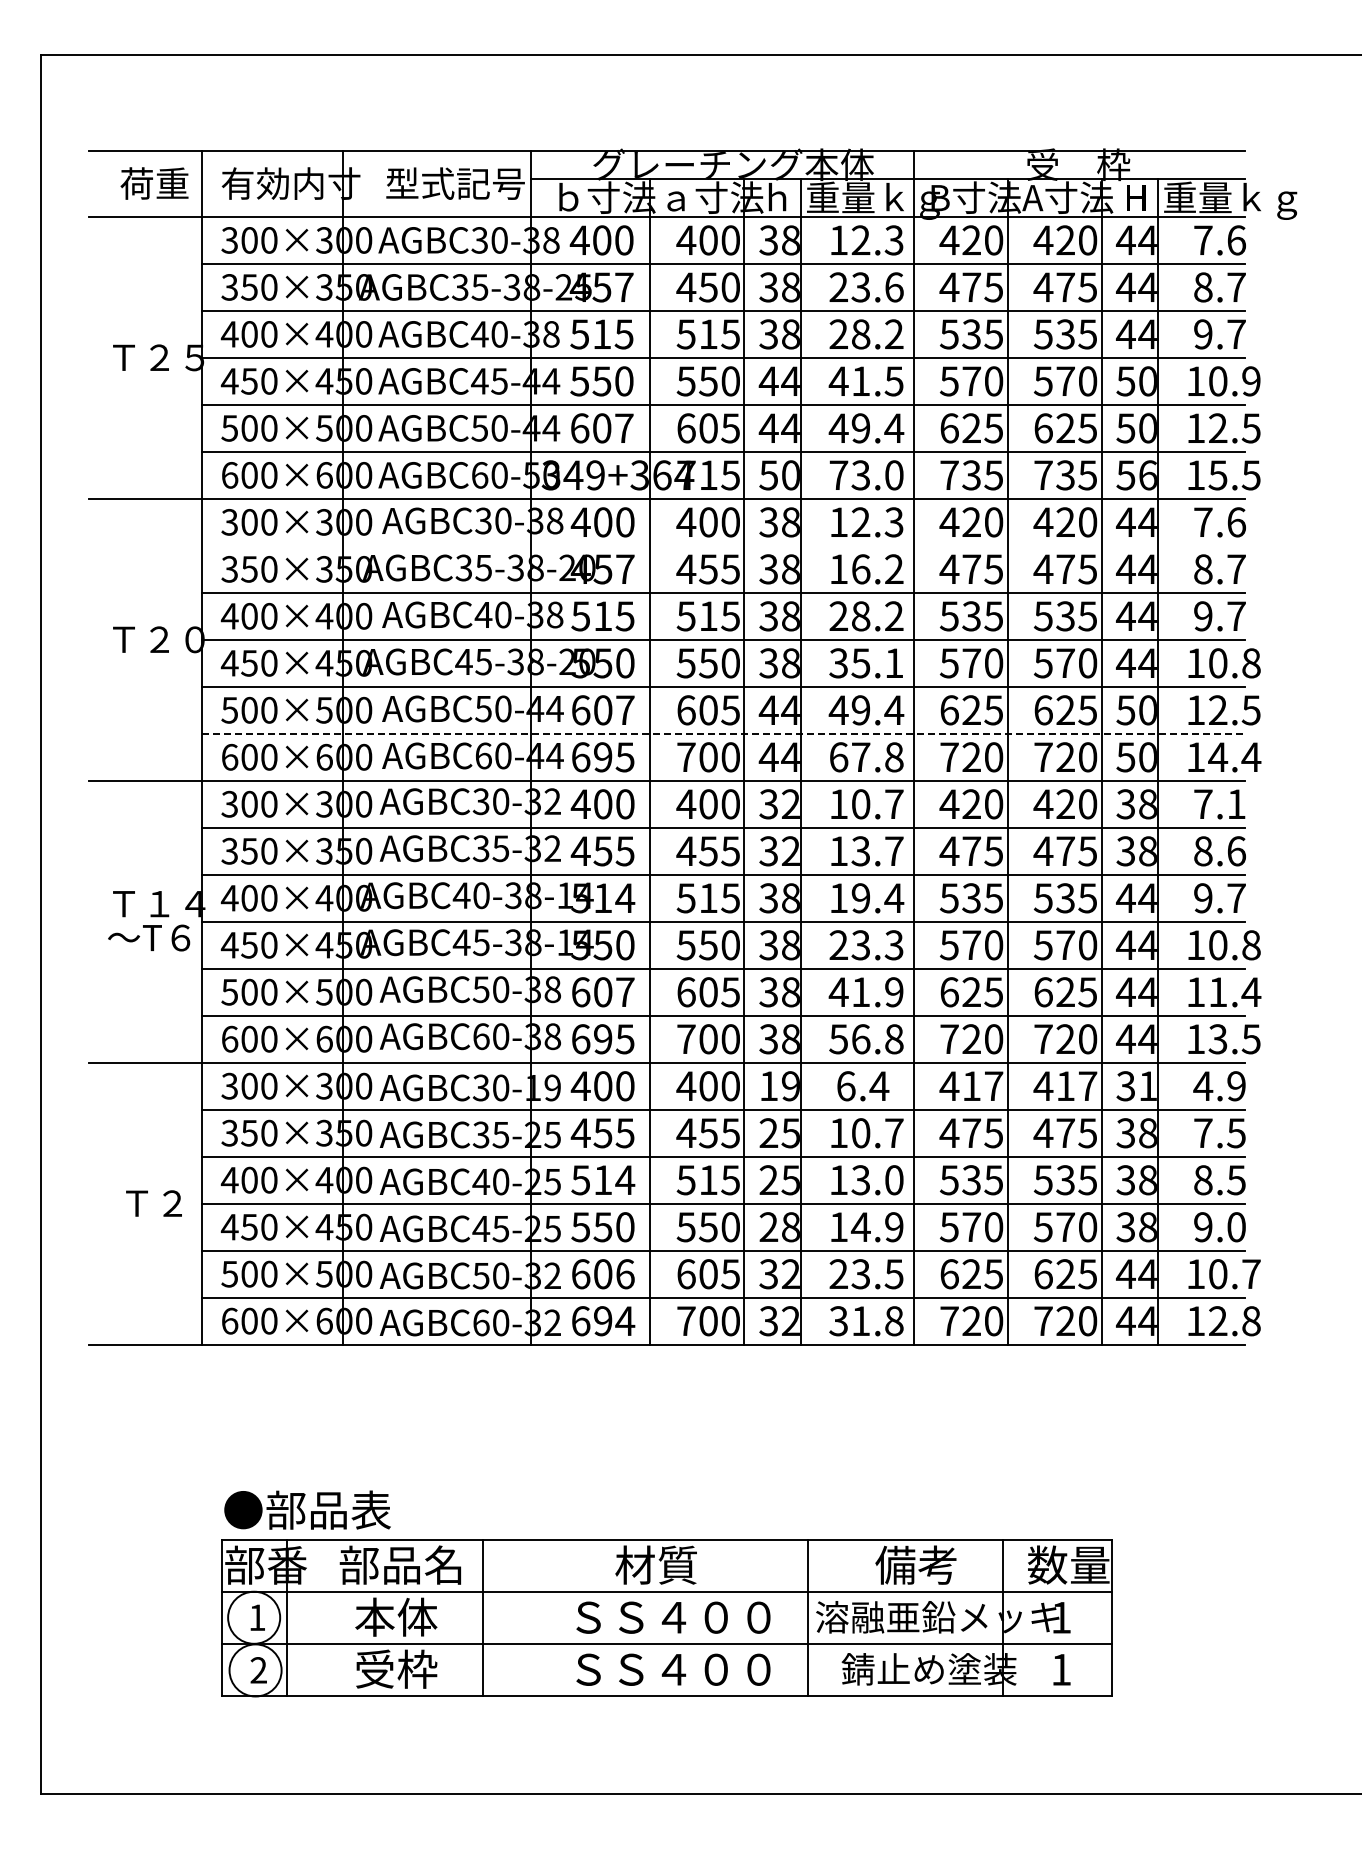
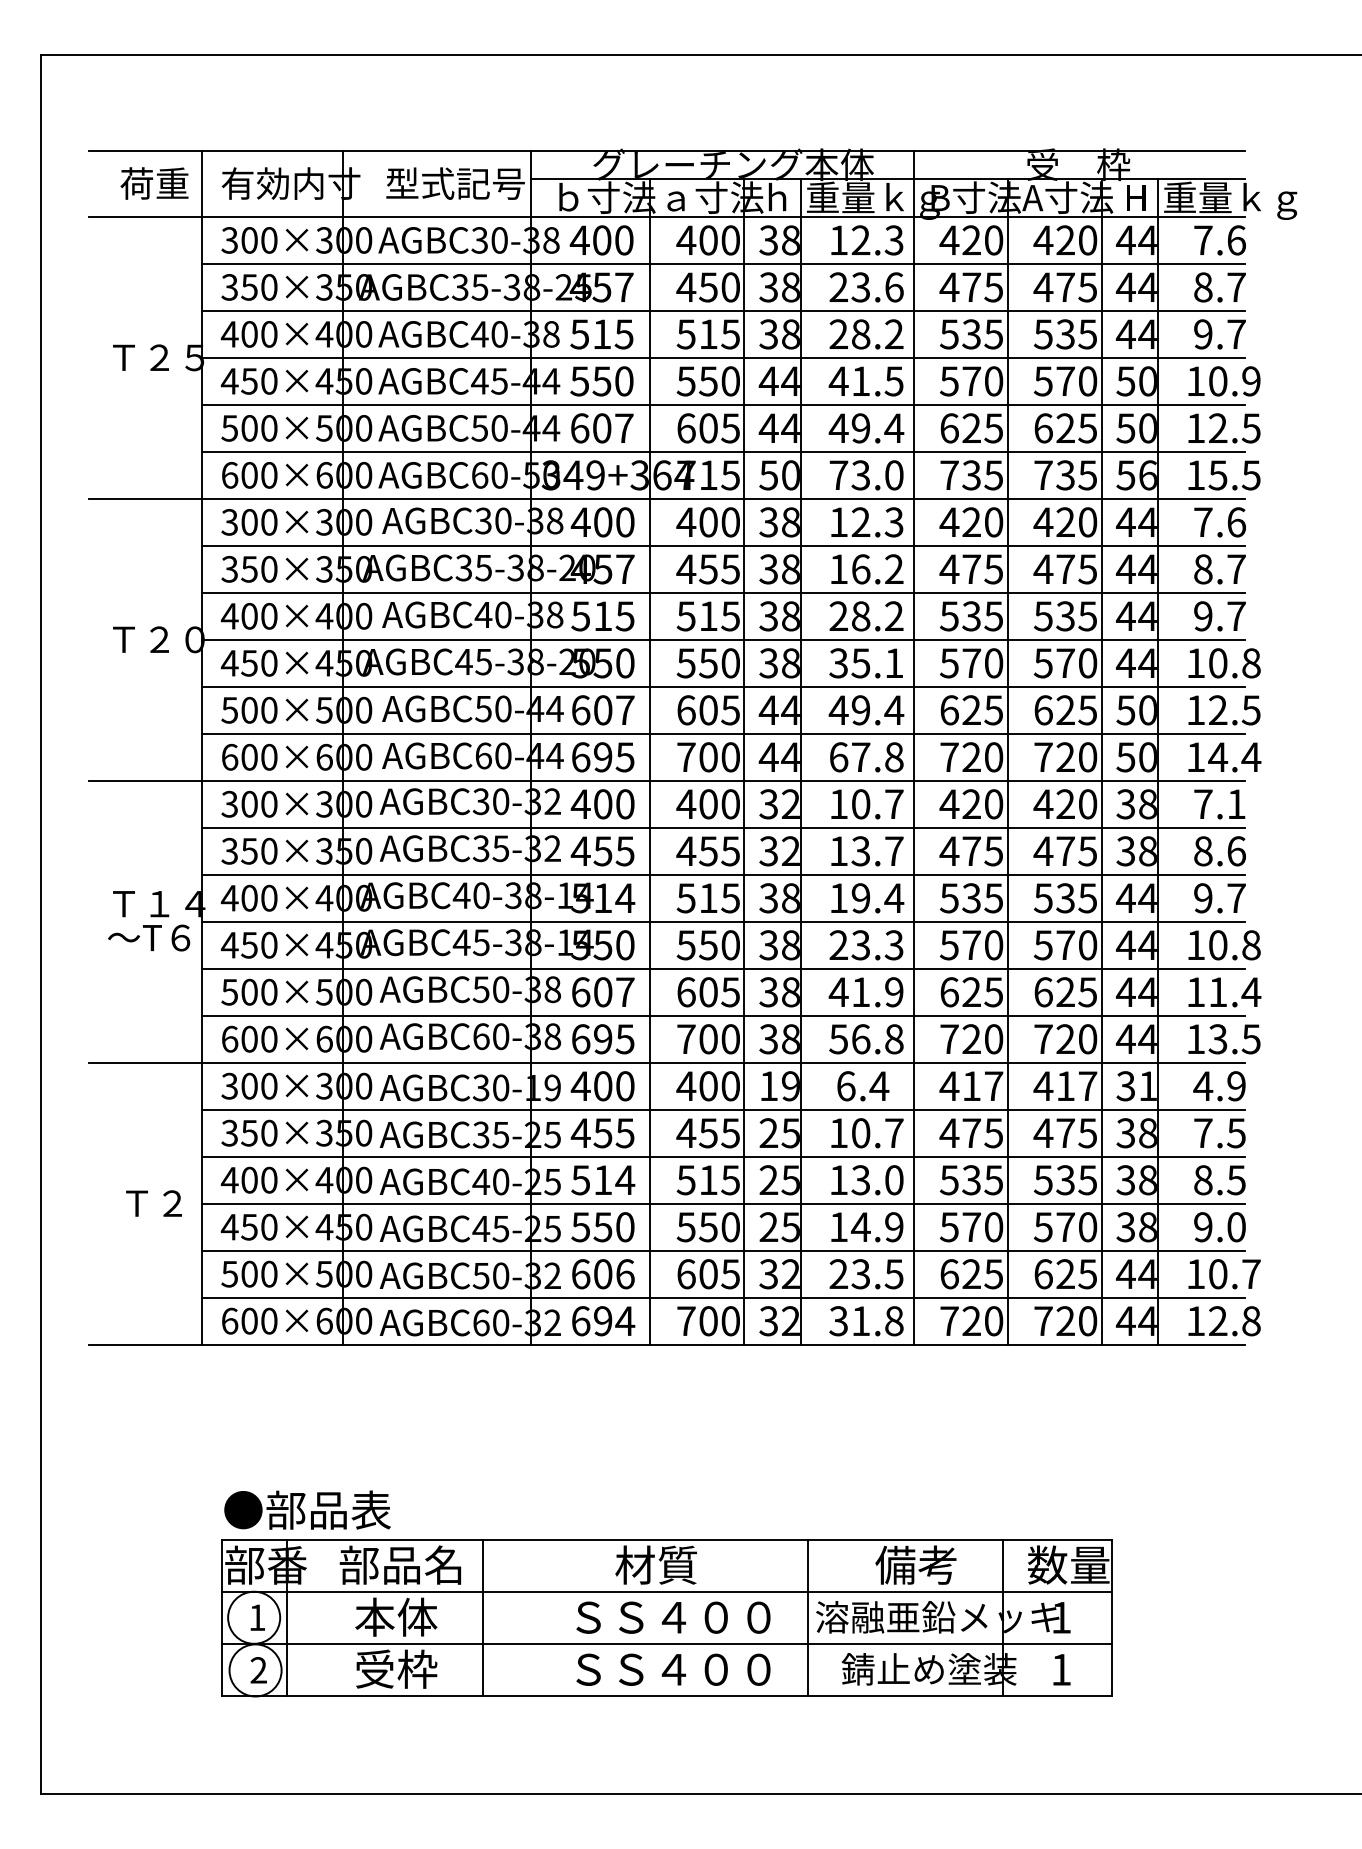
line: none -> present (722, 545)
line: dashed -> solid (723, 733)
text: 28 -> 25 (790, 1227)
